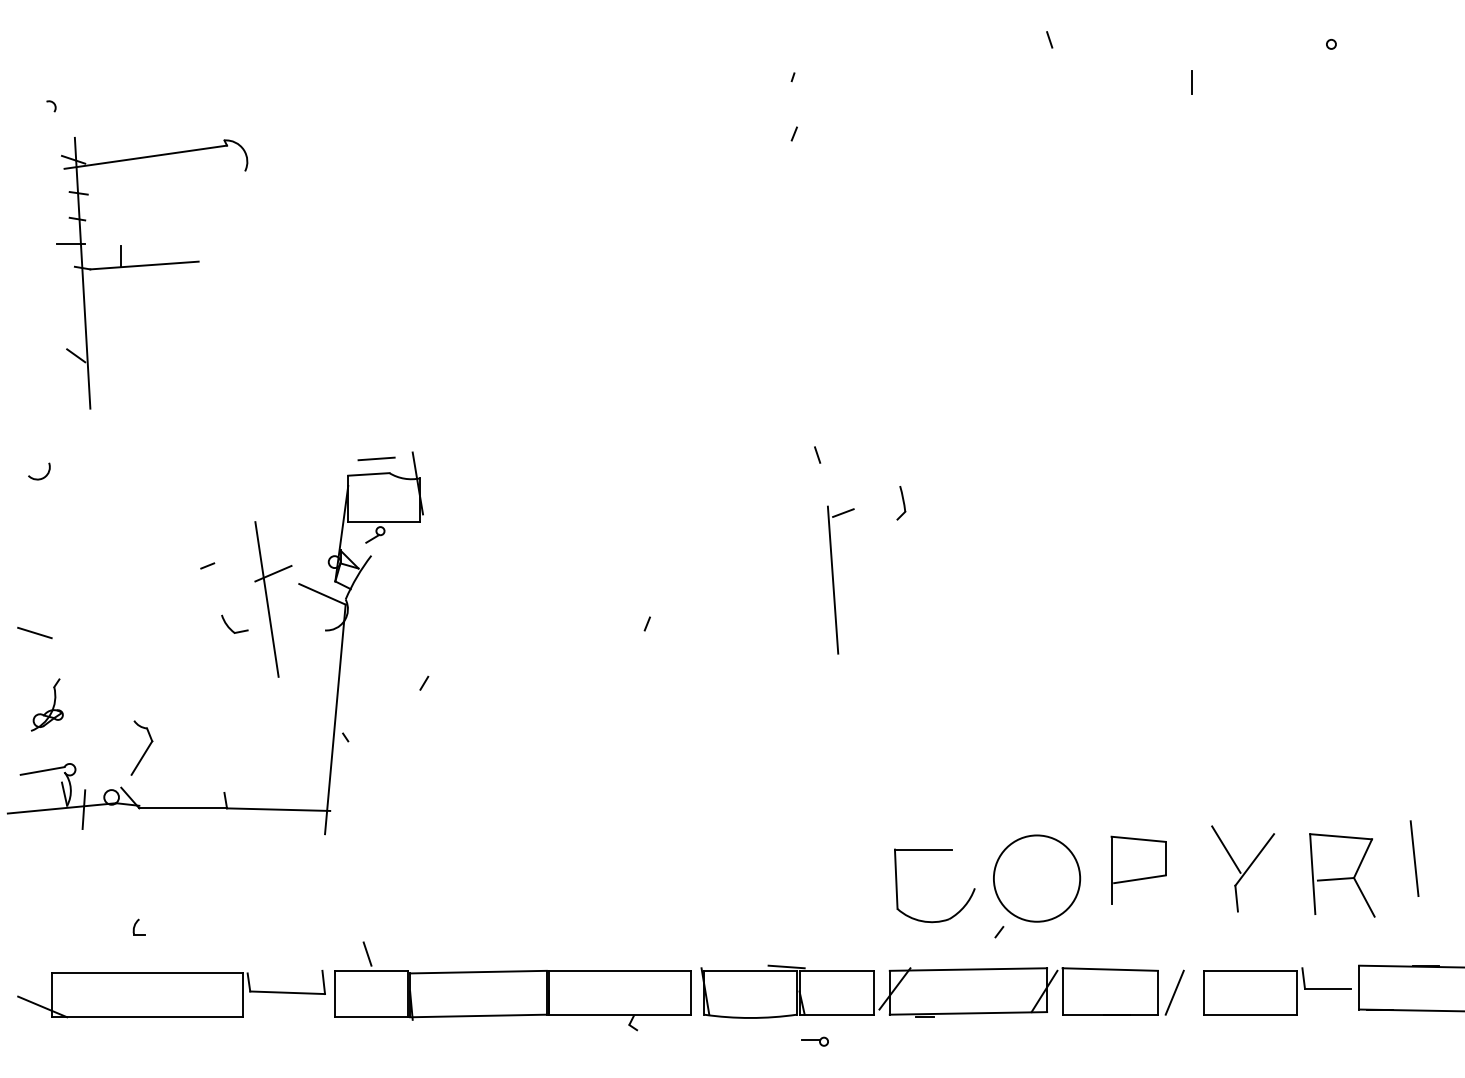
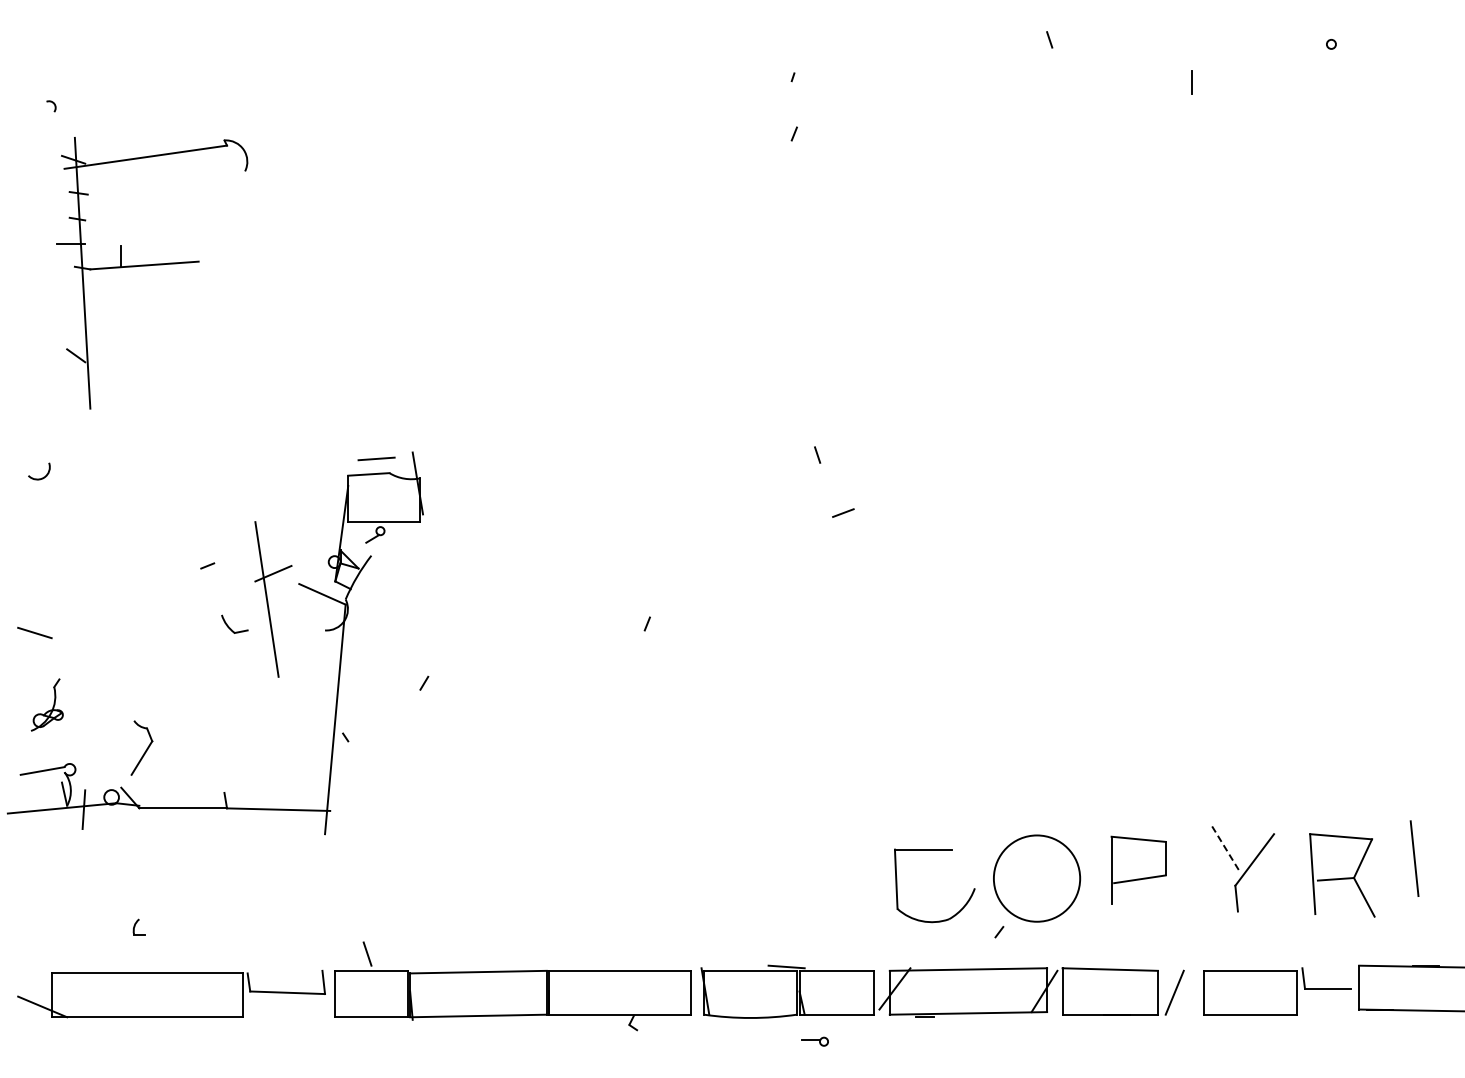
part: present -> none (901, 503)
line: present -> none (832, 579)
line: solid -> dashed (1226, 850)
